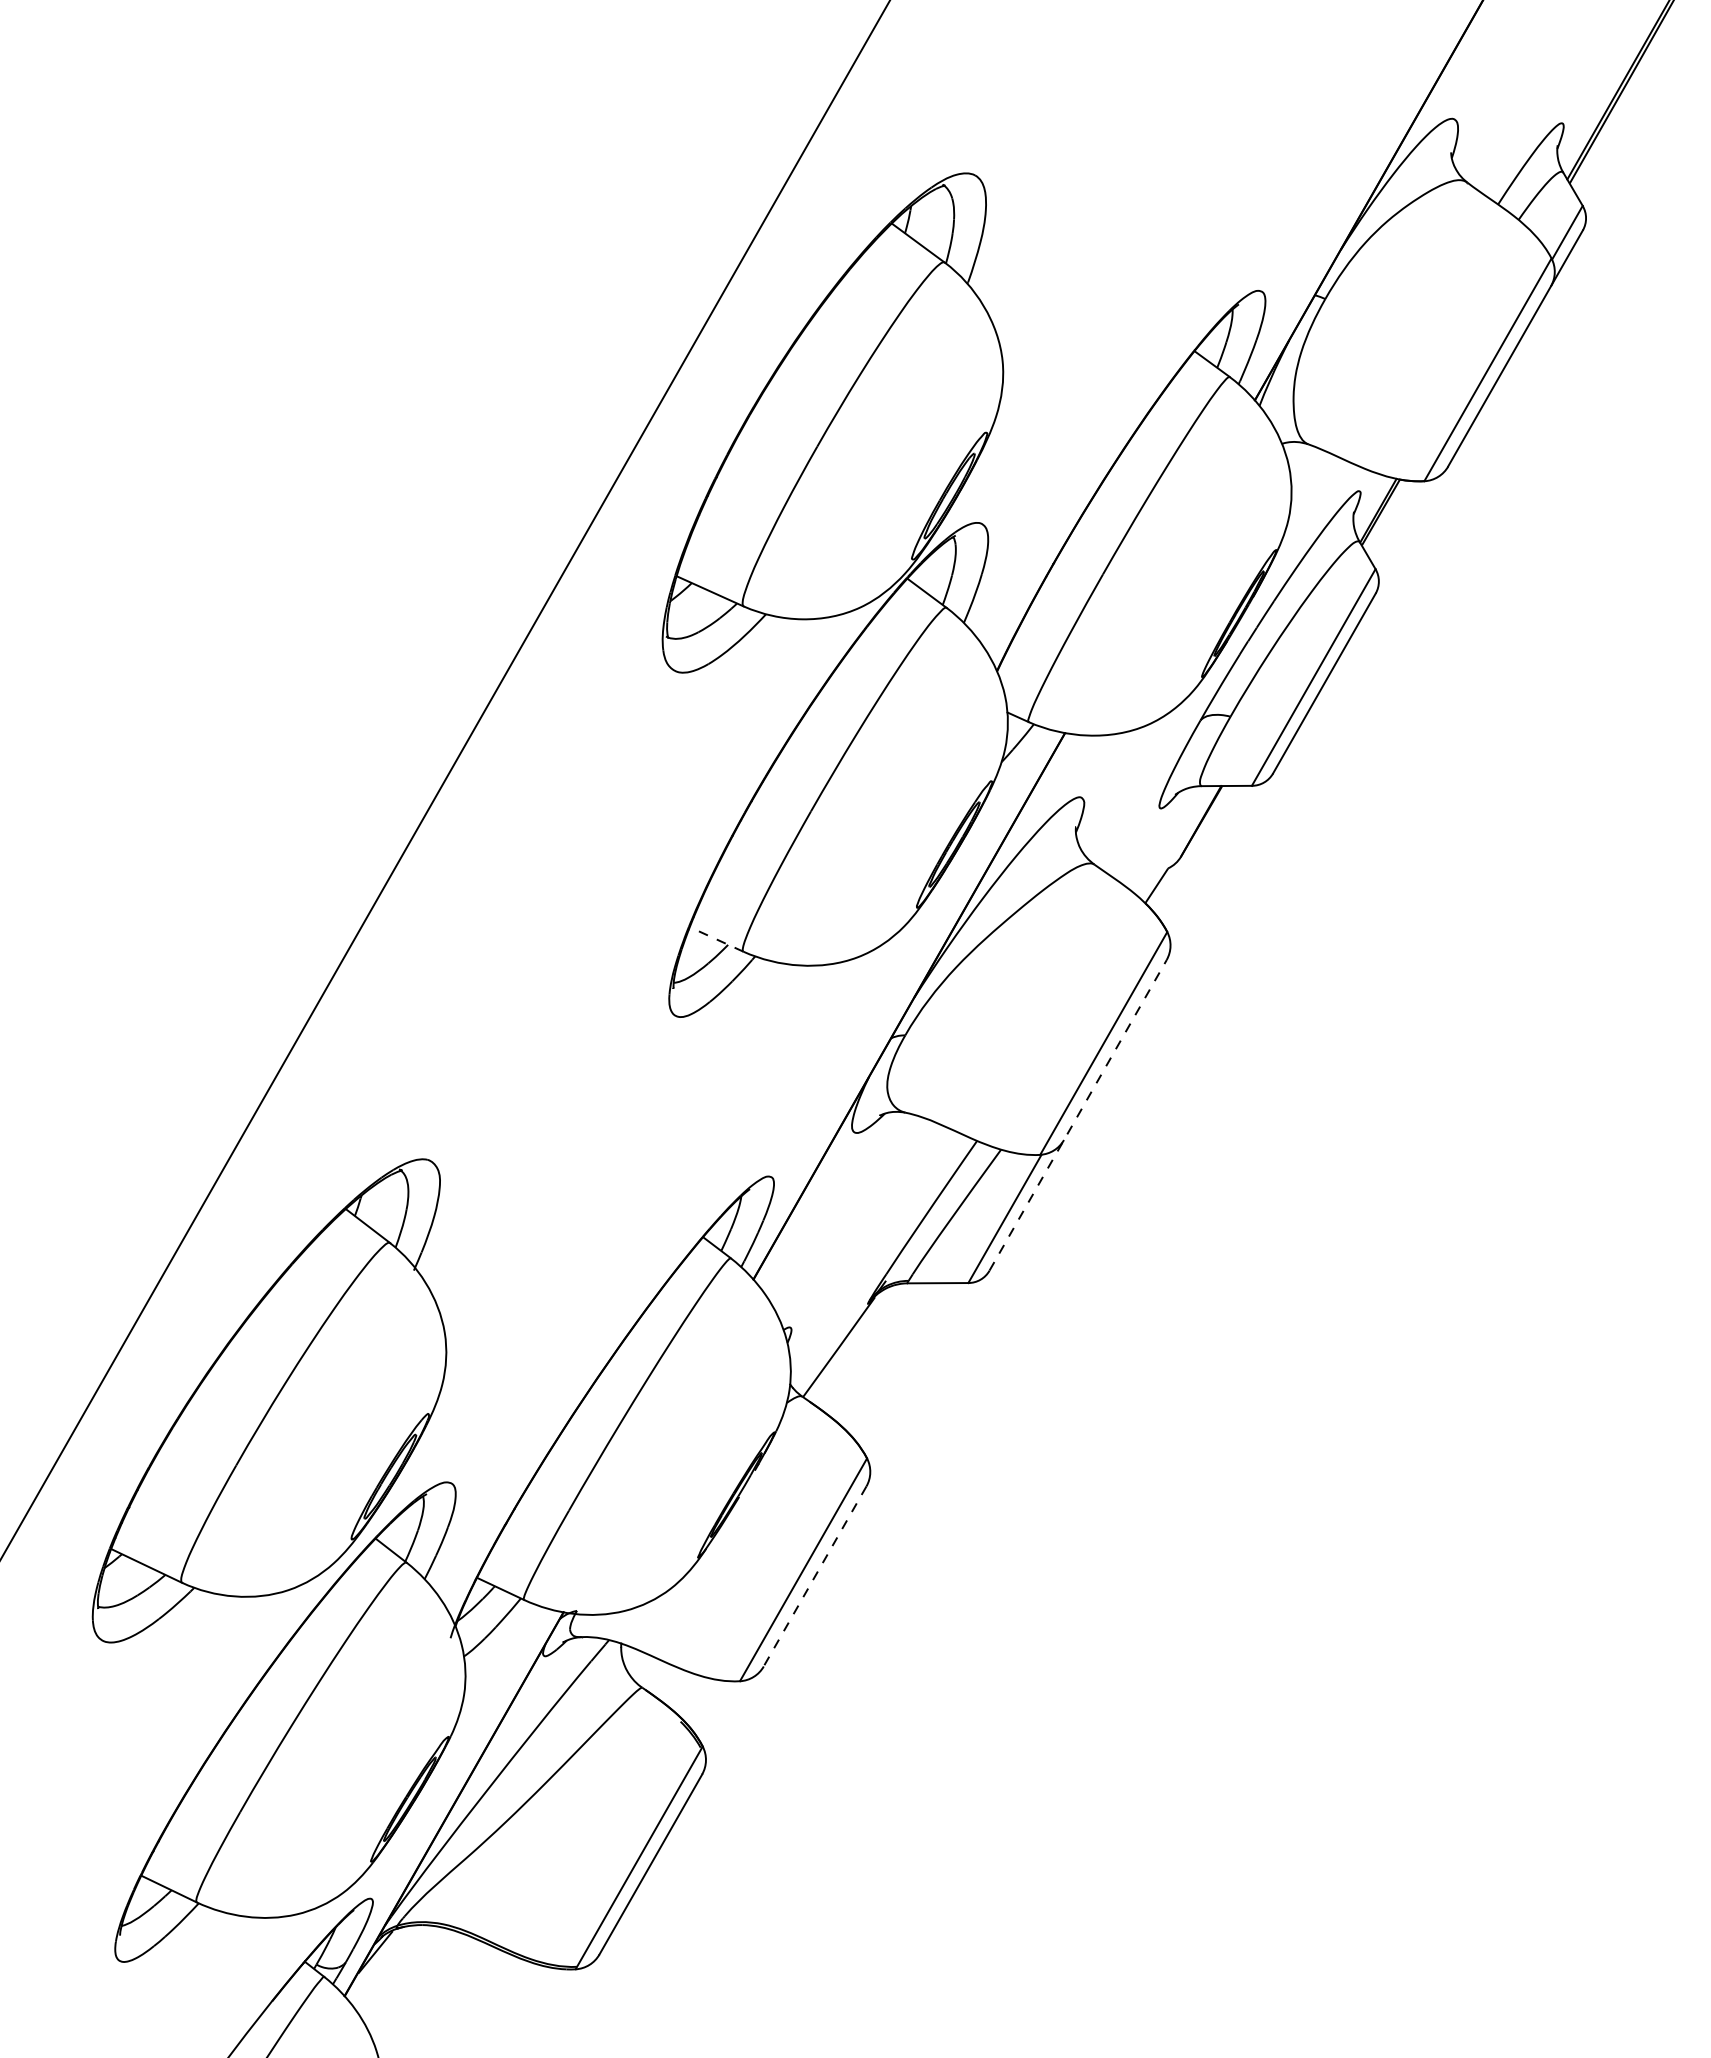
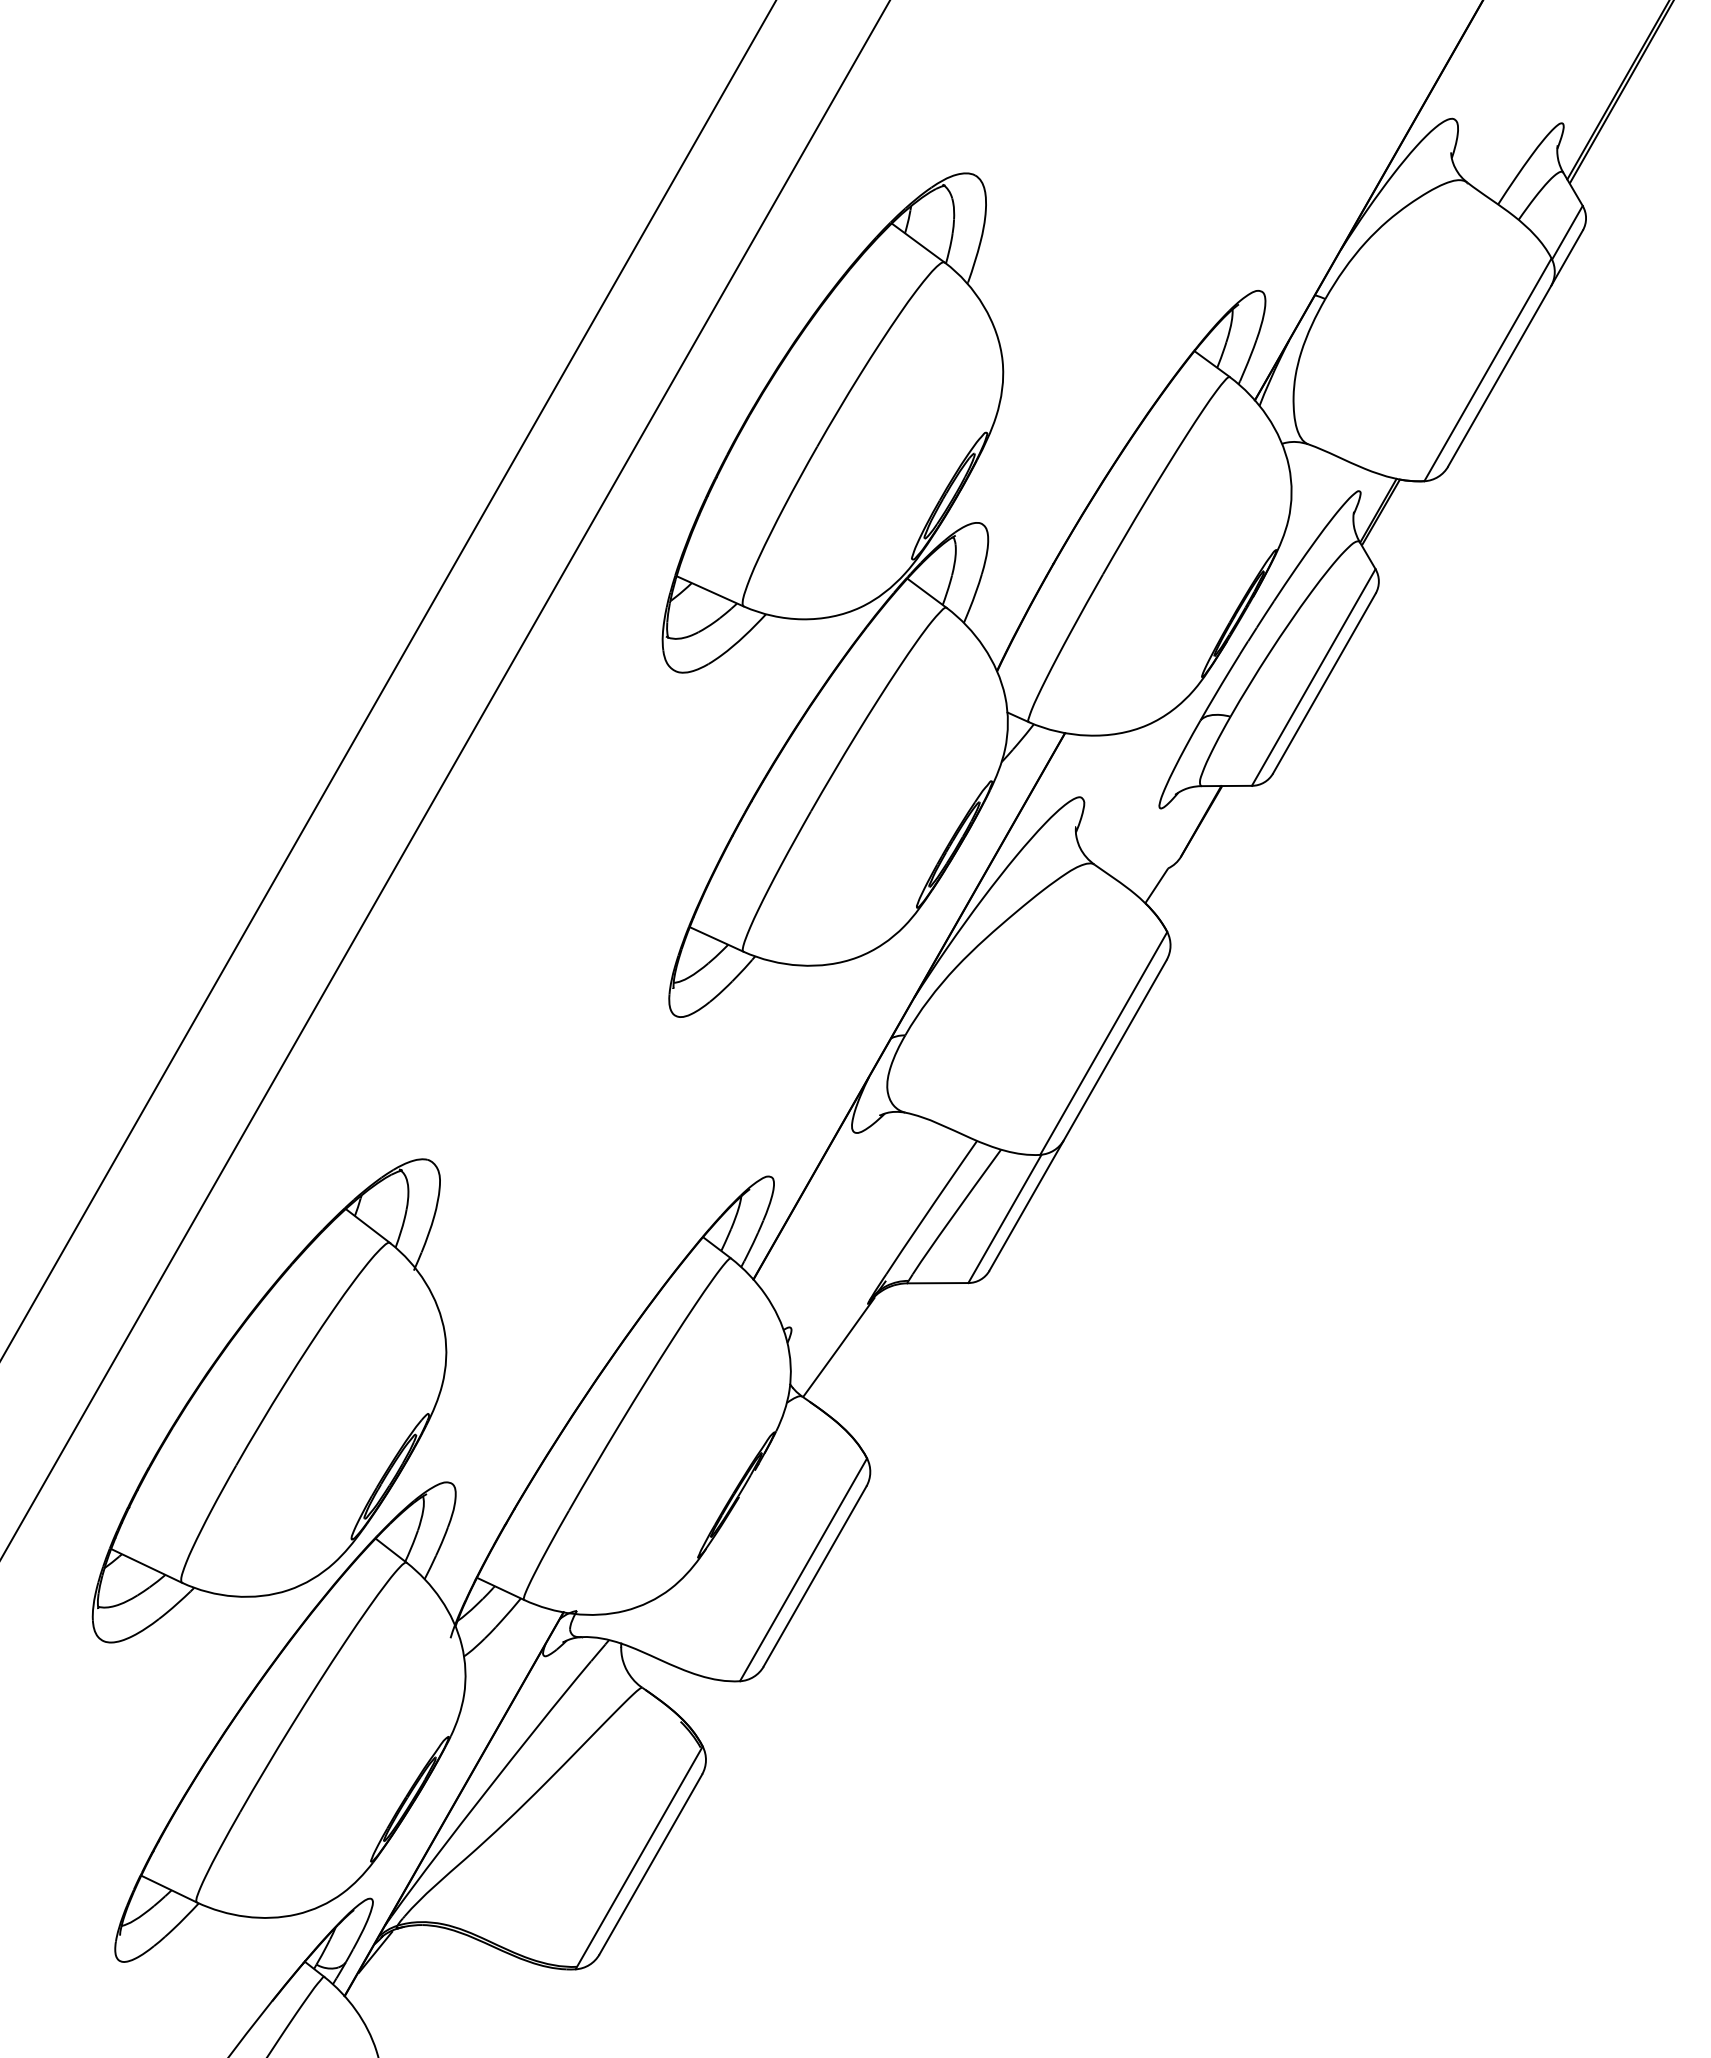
line: none -> present (388, 680)
line: dashed -> solid (716, 939)
line: dashed -> solid (1078, 1115)
line: dashed -> solid (815, 1576)
